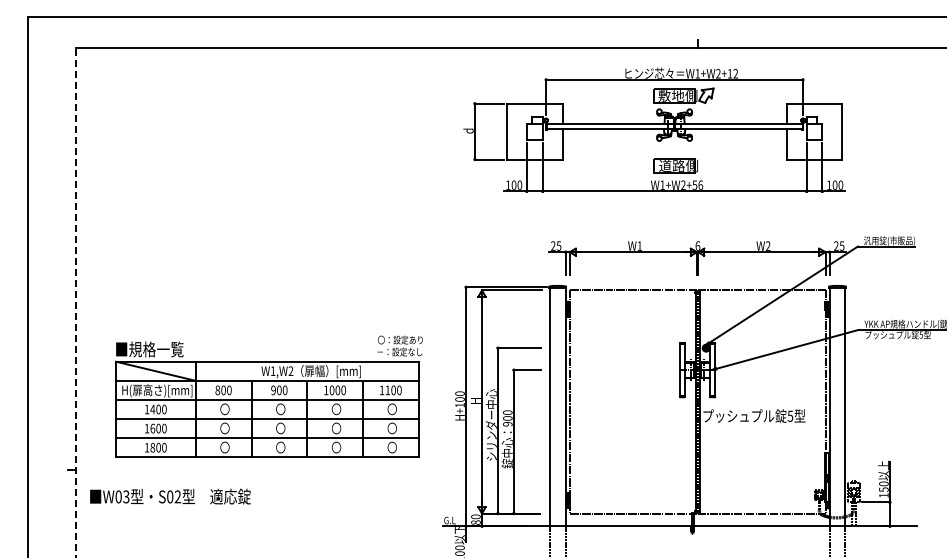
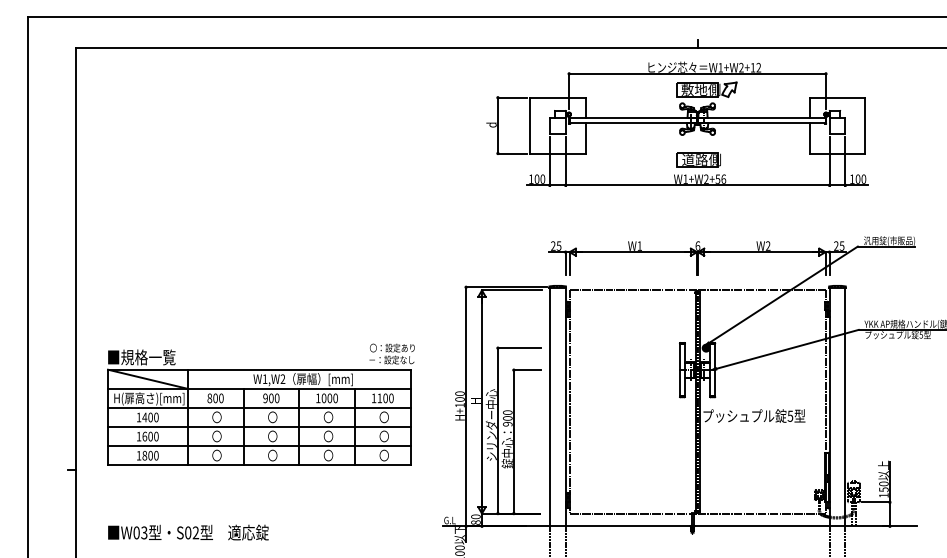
part position: (654, 129) -> (677, 123) (677, 123)
line: dashed -> solid (76, 302)
part position: (268, 396) -> (260, 404) (260, 404)
text position: (170, 496) -> (188, 532) (188, 532)
